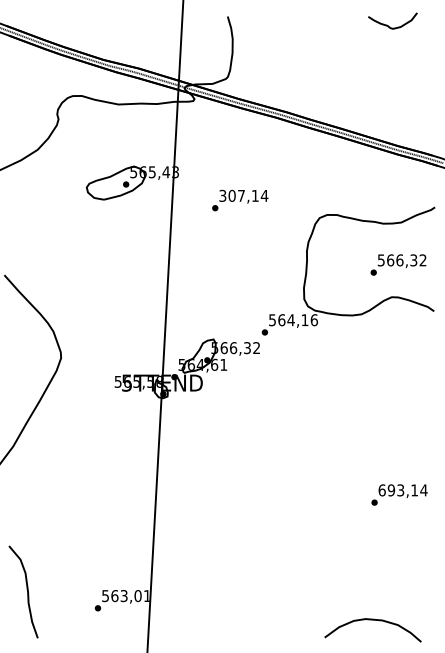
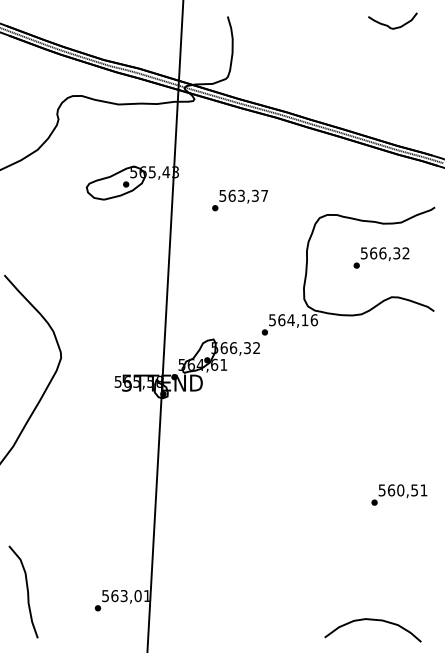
text: 307,14 -> 563,37 (243, 195)
text position: (398, 264) -> (381, 257) (381, 257)
text: 693,14 -> 560,51 (402, 490)
